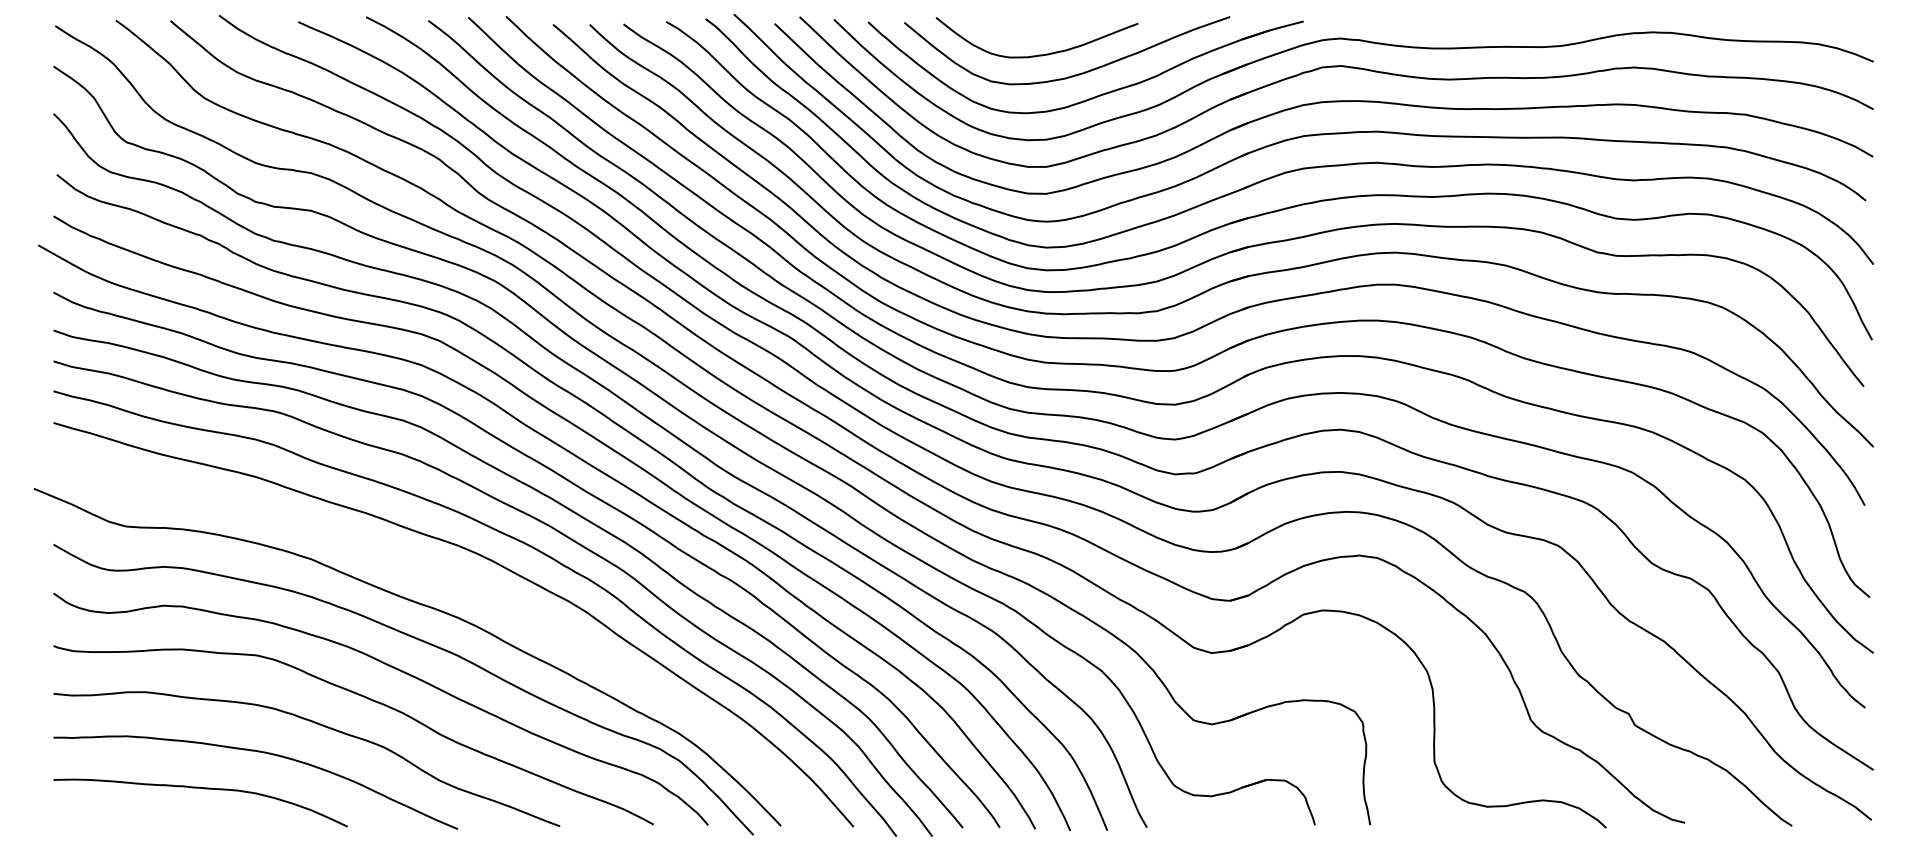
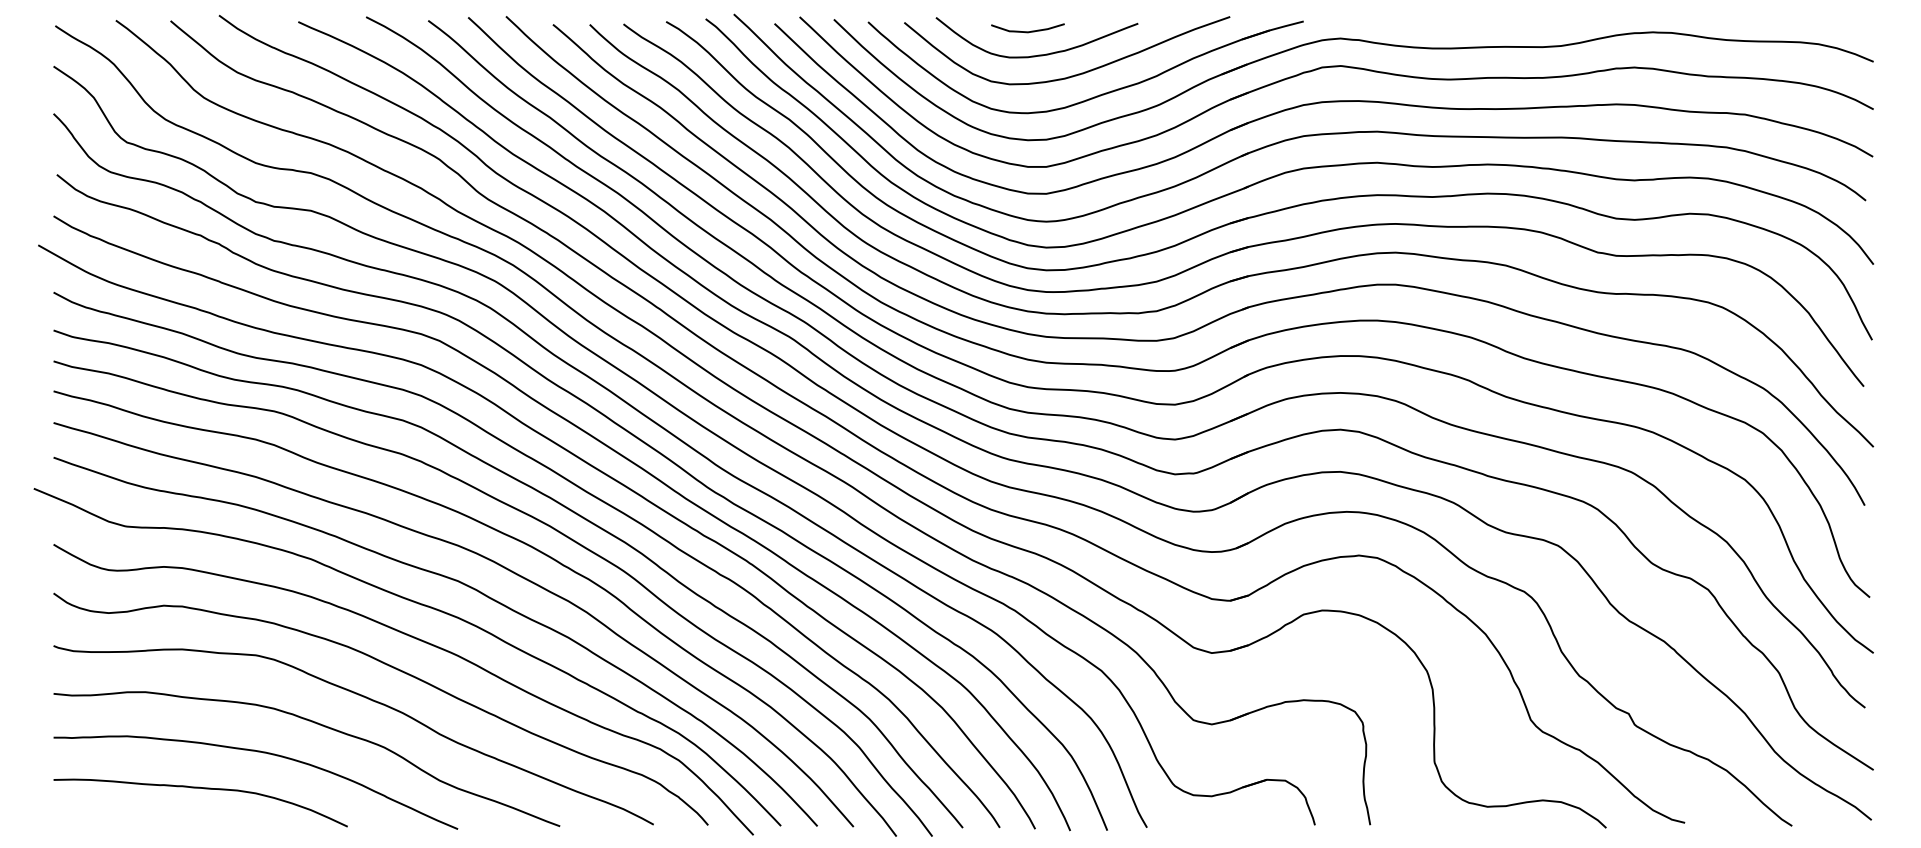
curve: none -> present (1027, 31)
curve: none -> present (464, 585)
